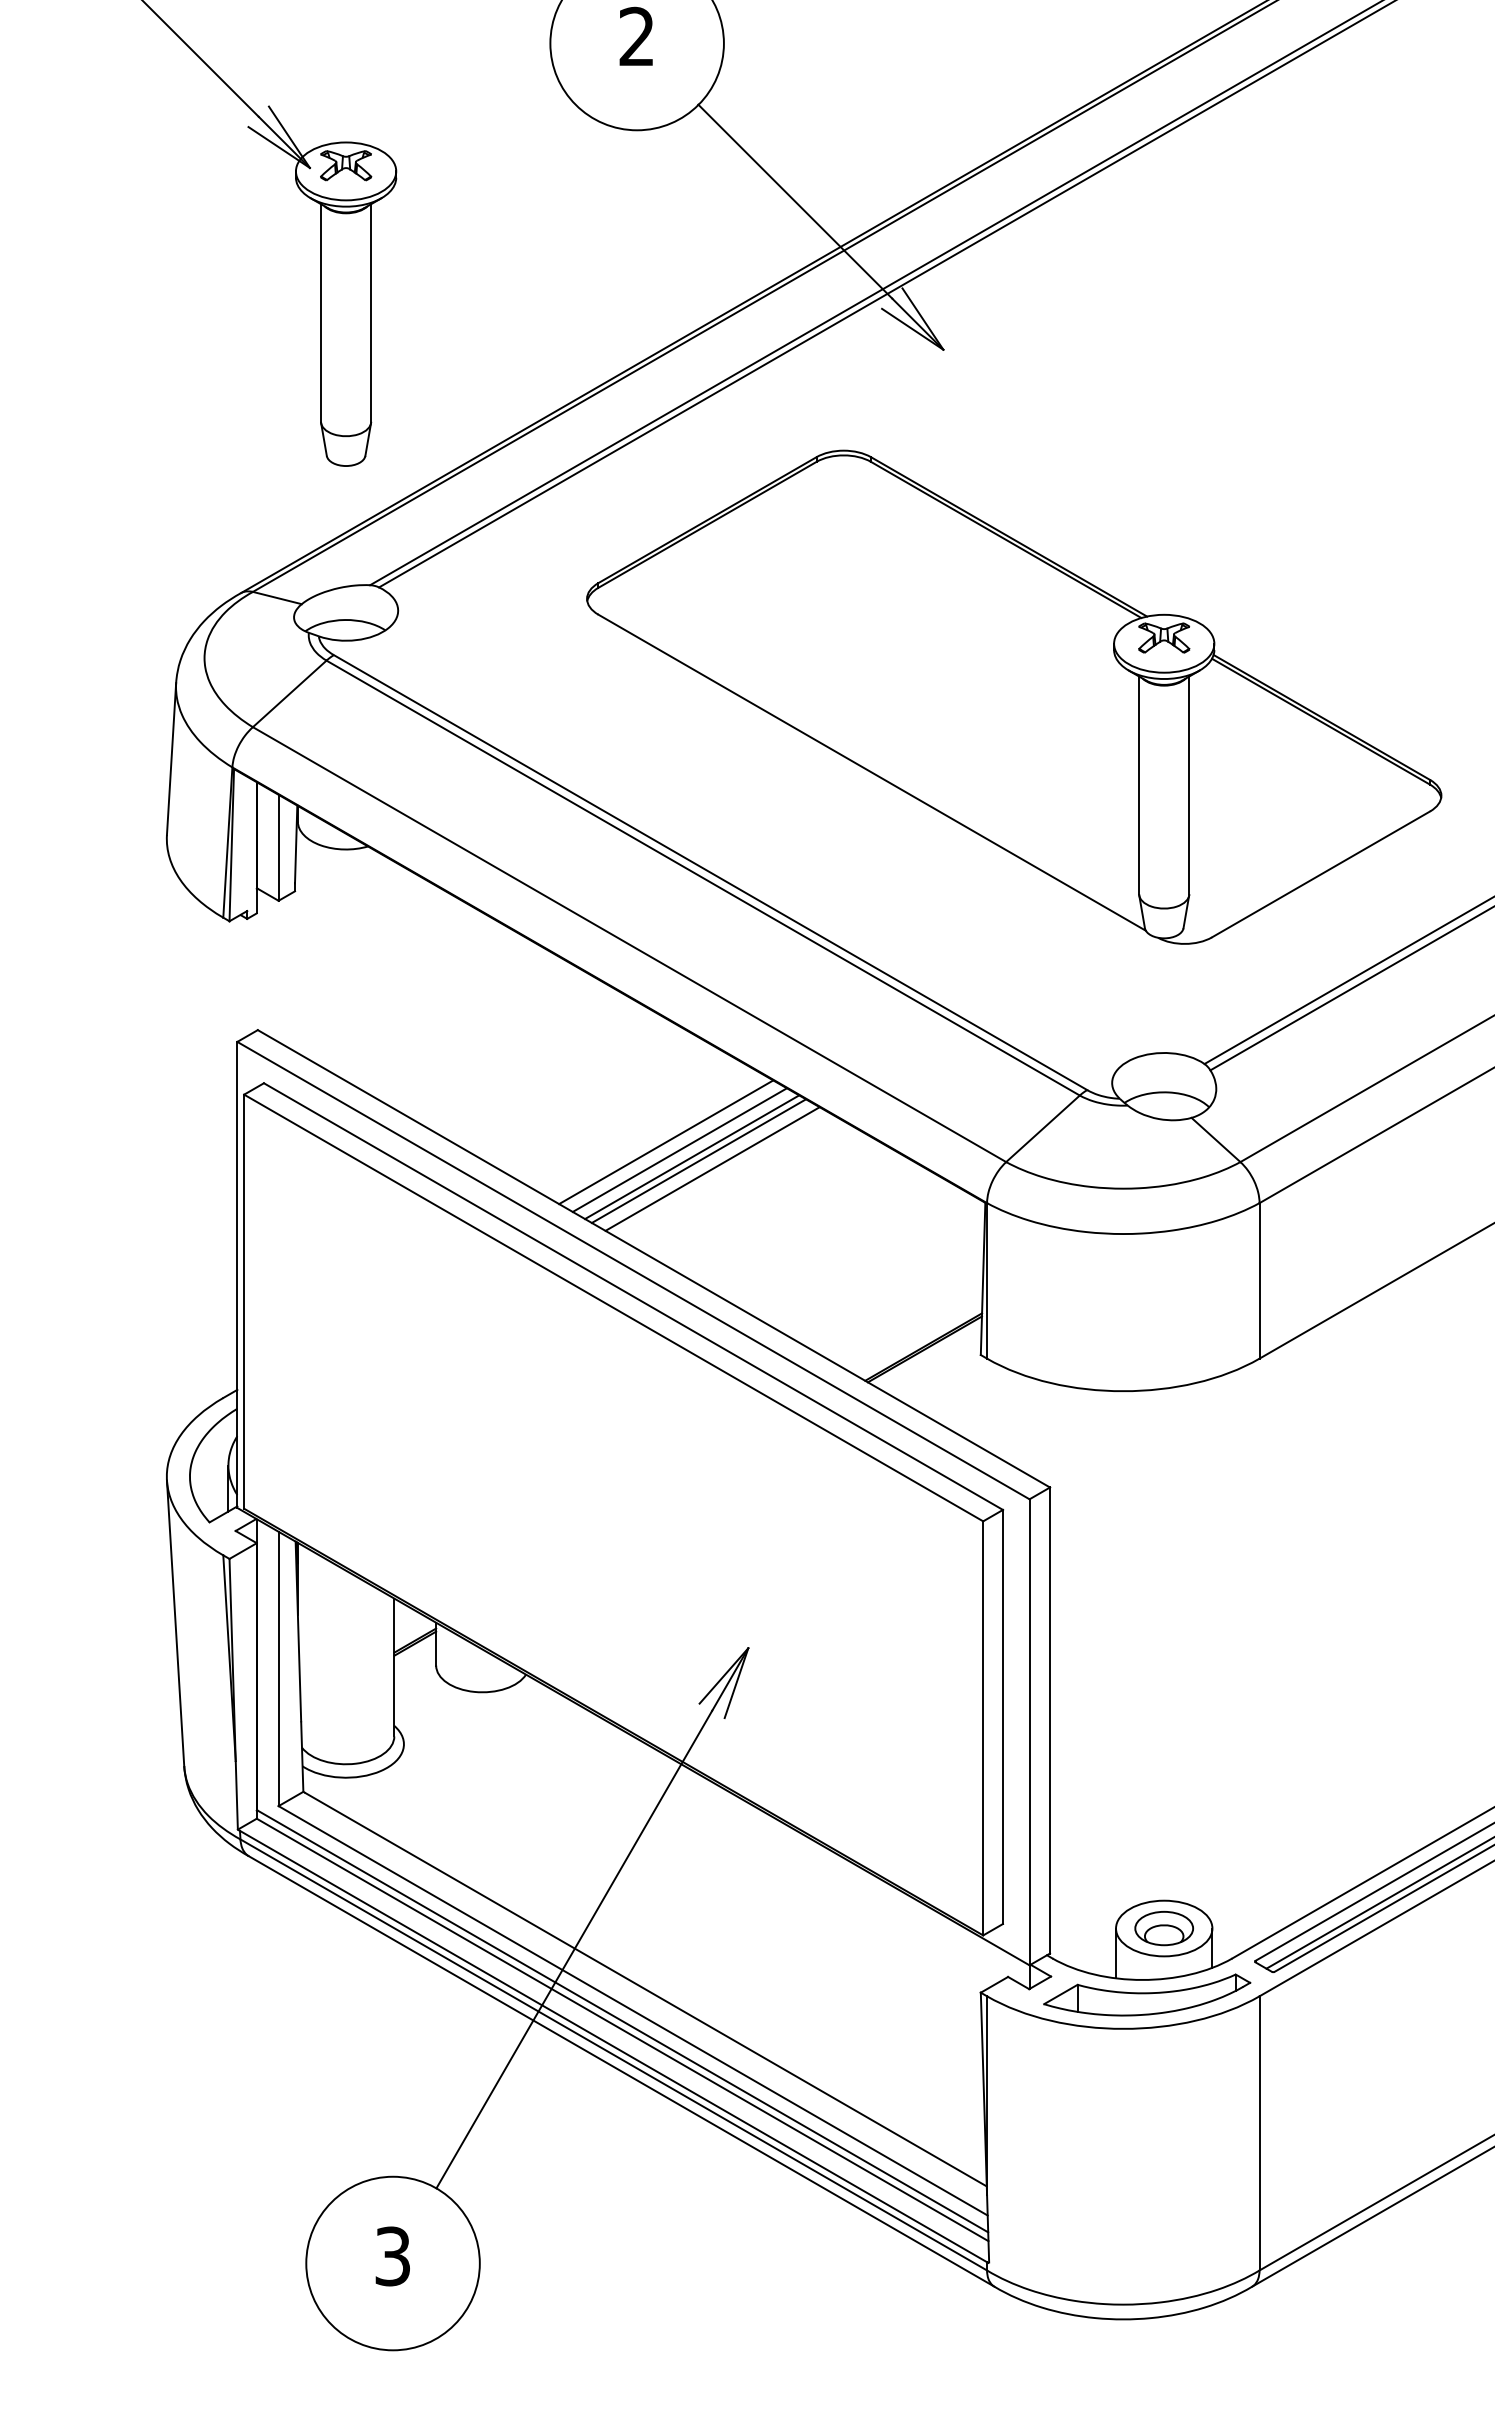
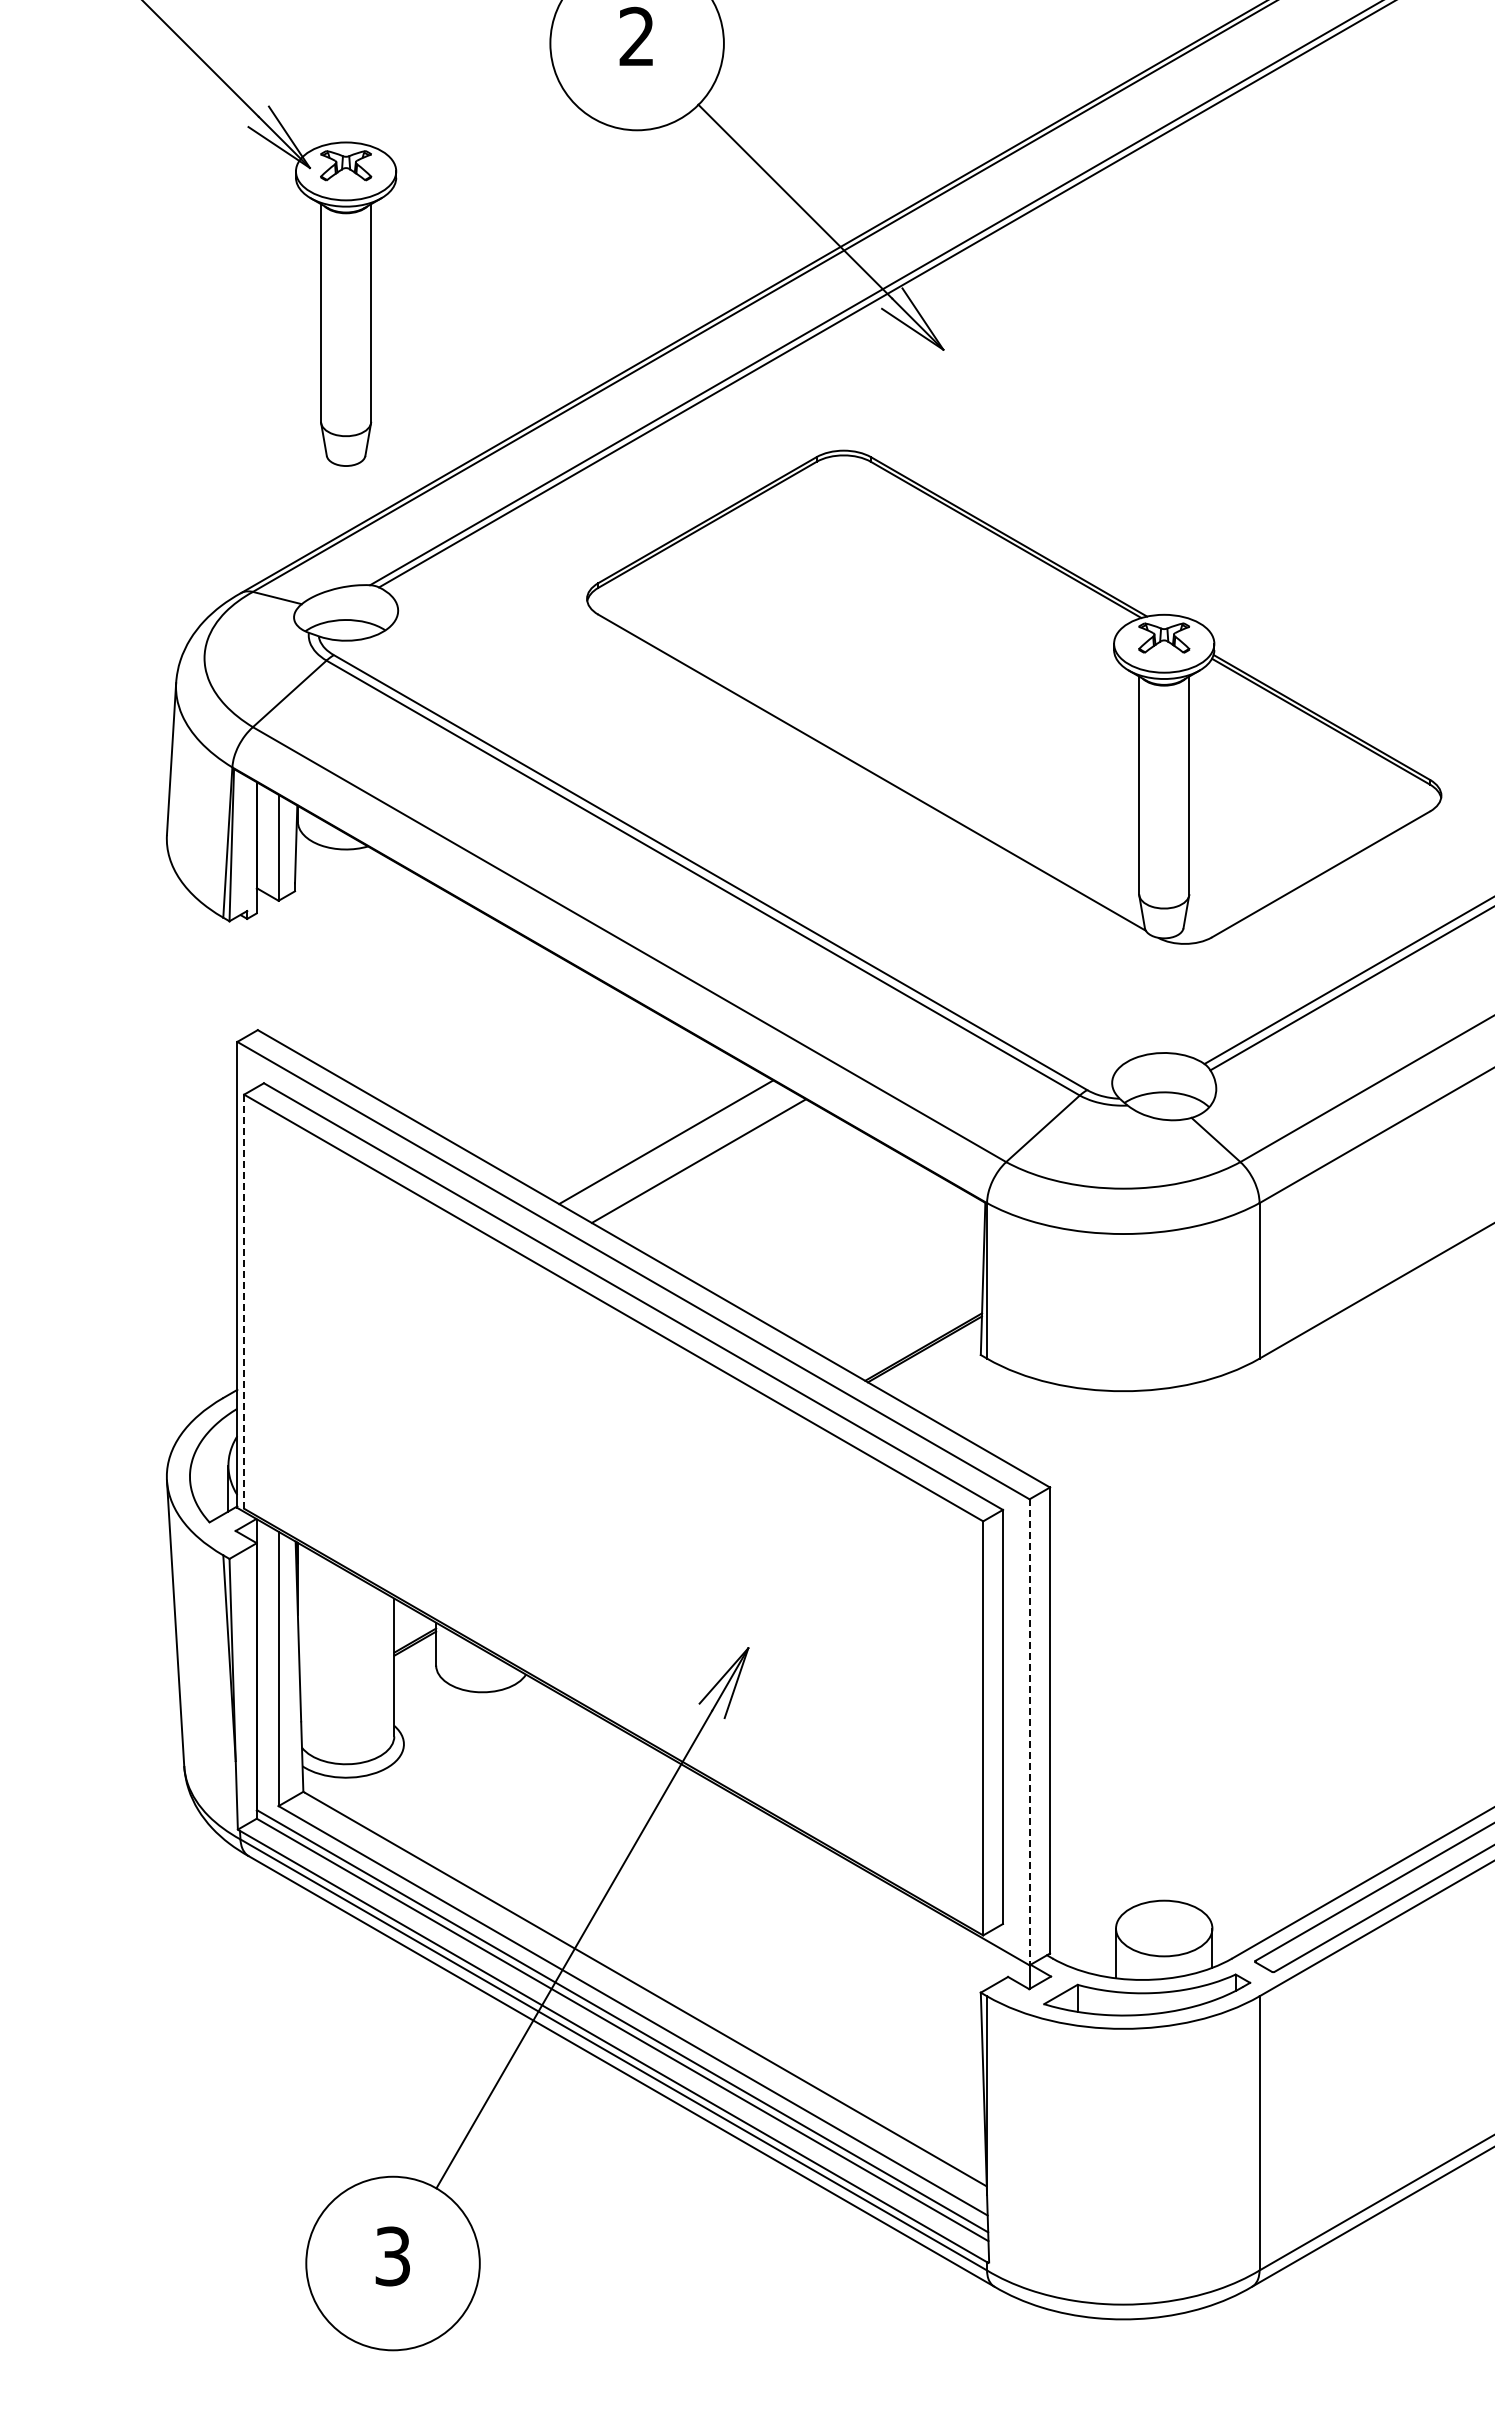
line: present -> none (679, 1149)
line: present -> none (692, 1157)
line: present -> none (712, 1168)
line: solid -> dashed (244, 1301)
line: solid -> dashed (1029, 1732)
line: present -> none (1378, 1903)
part: present -> none (1163, 1928)
